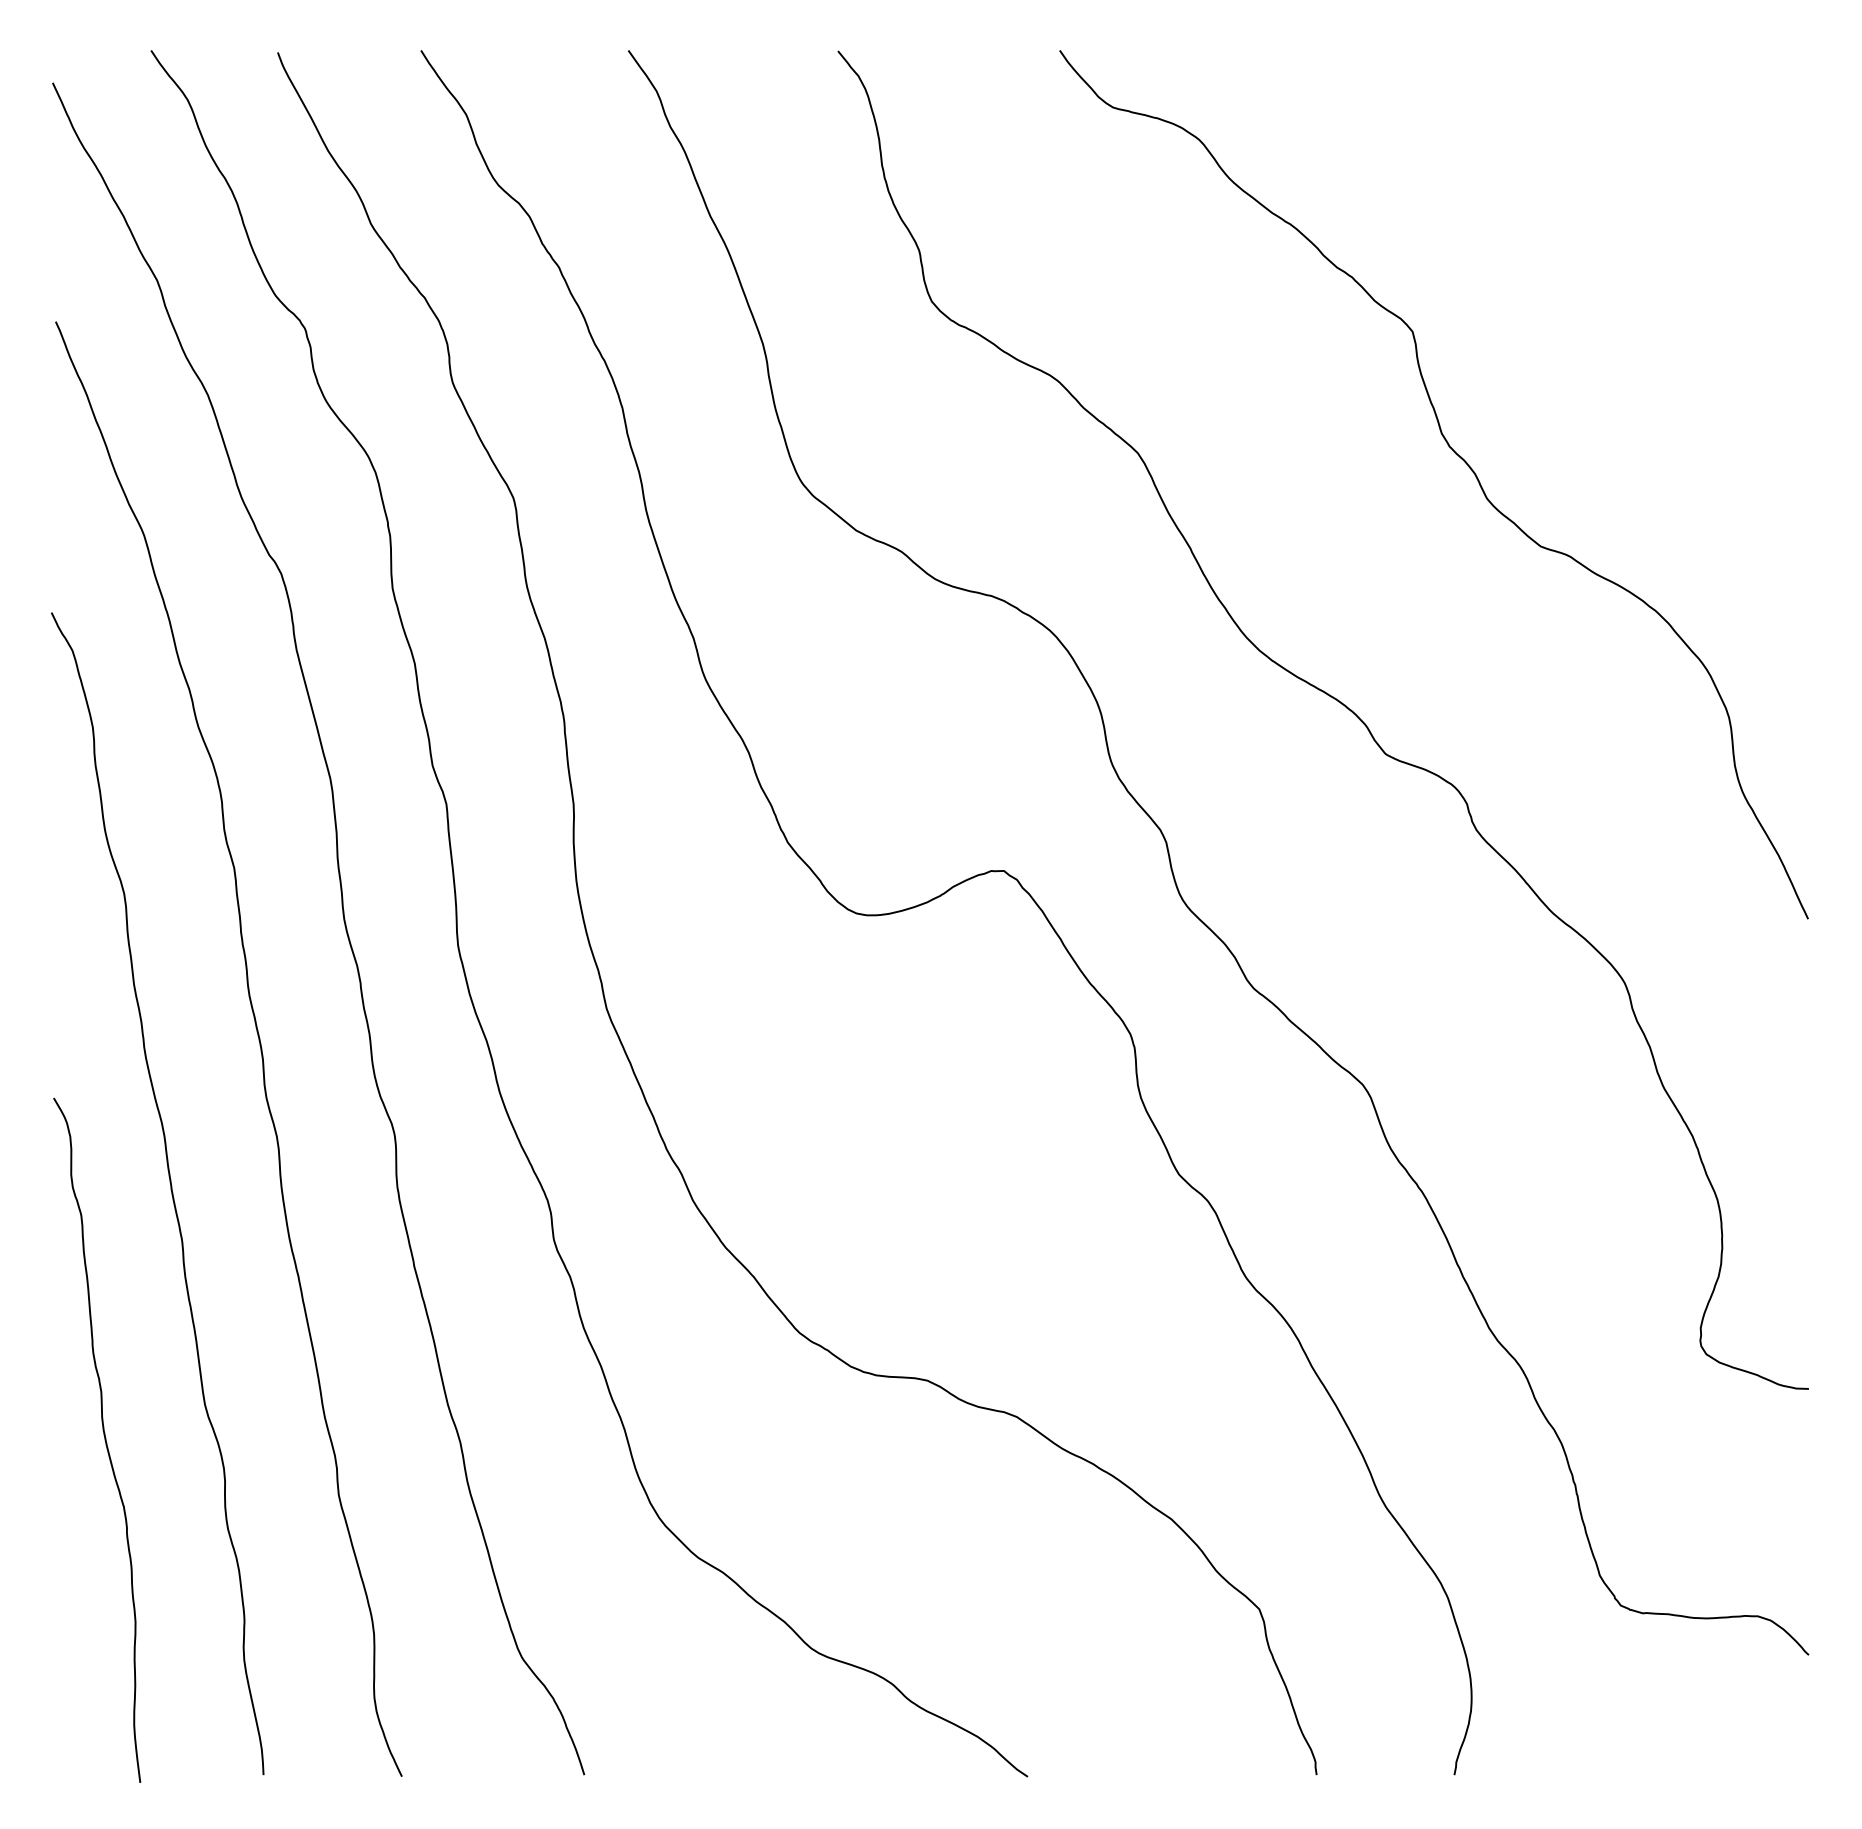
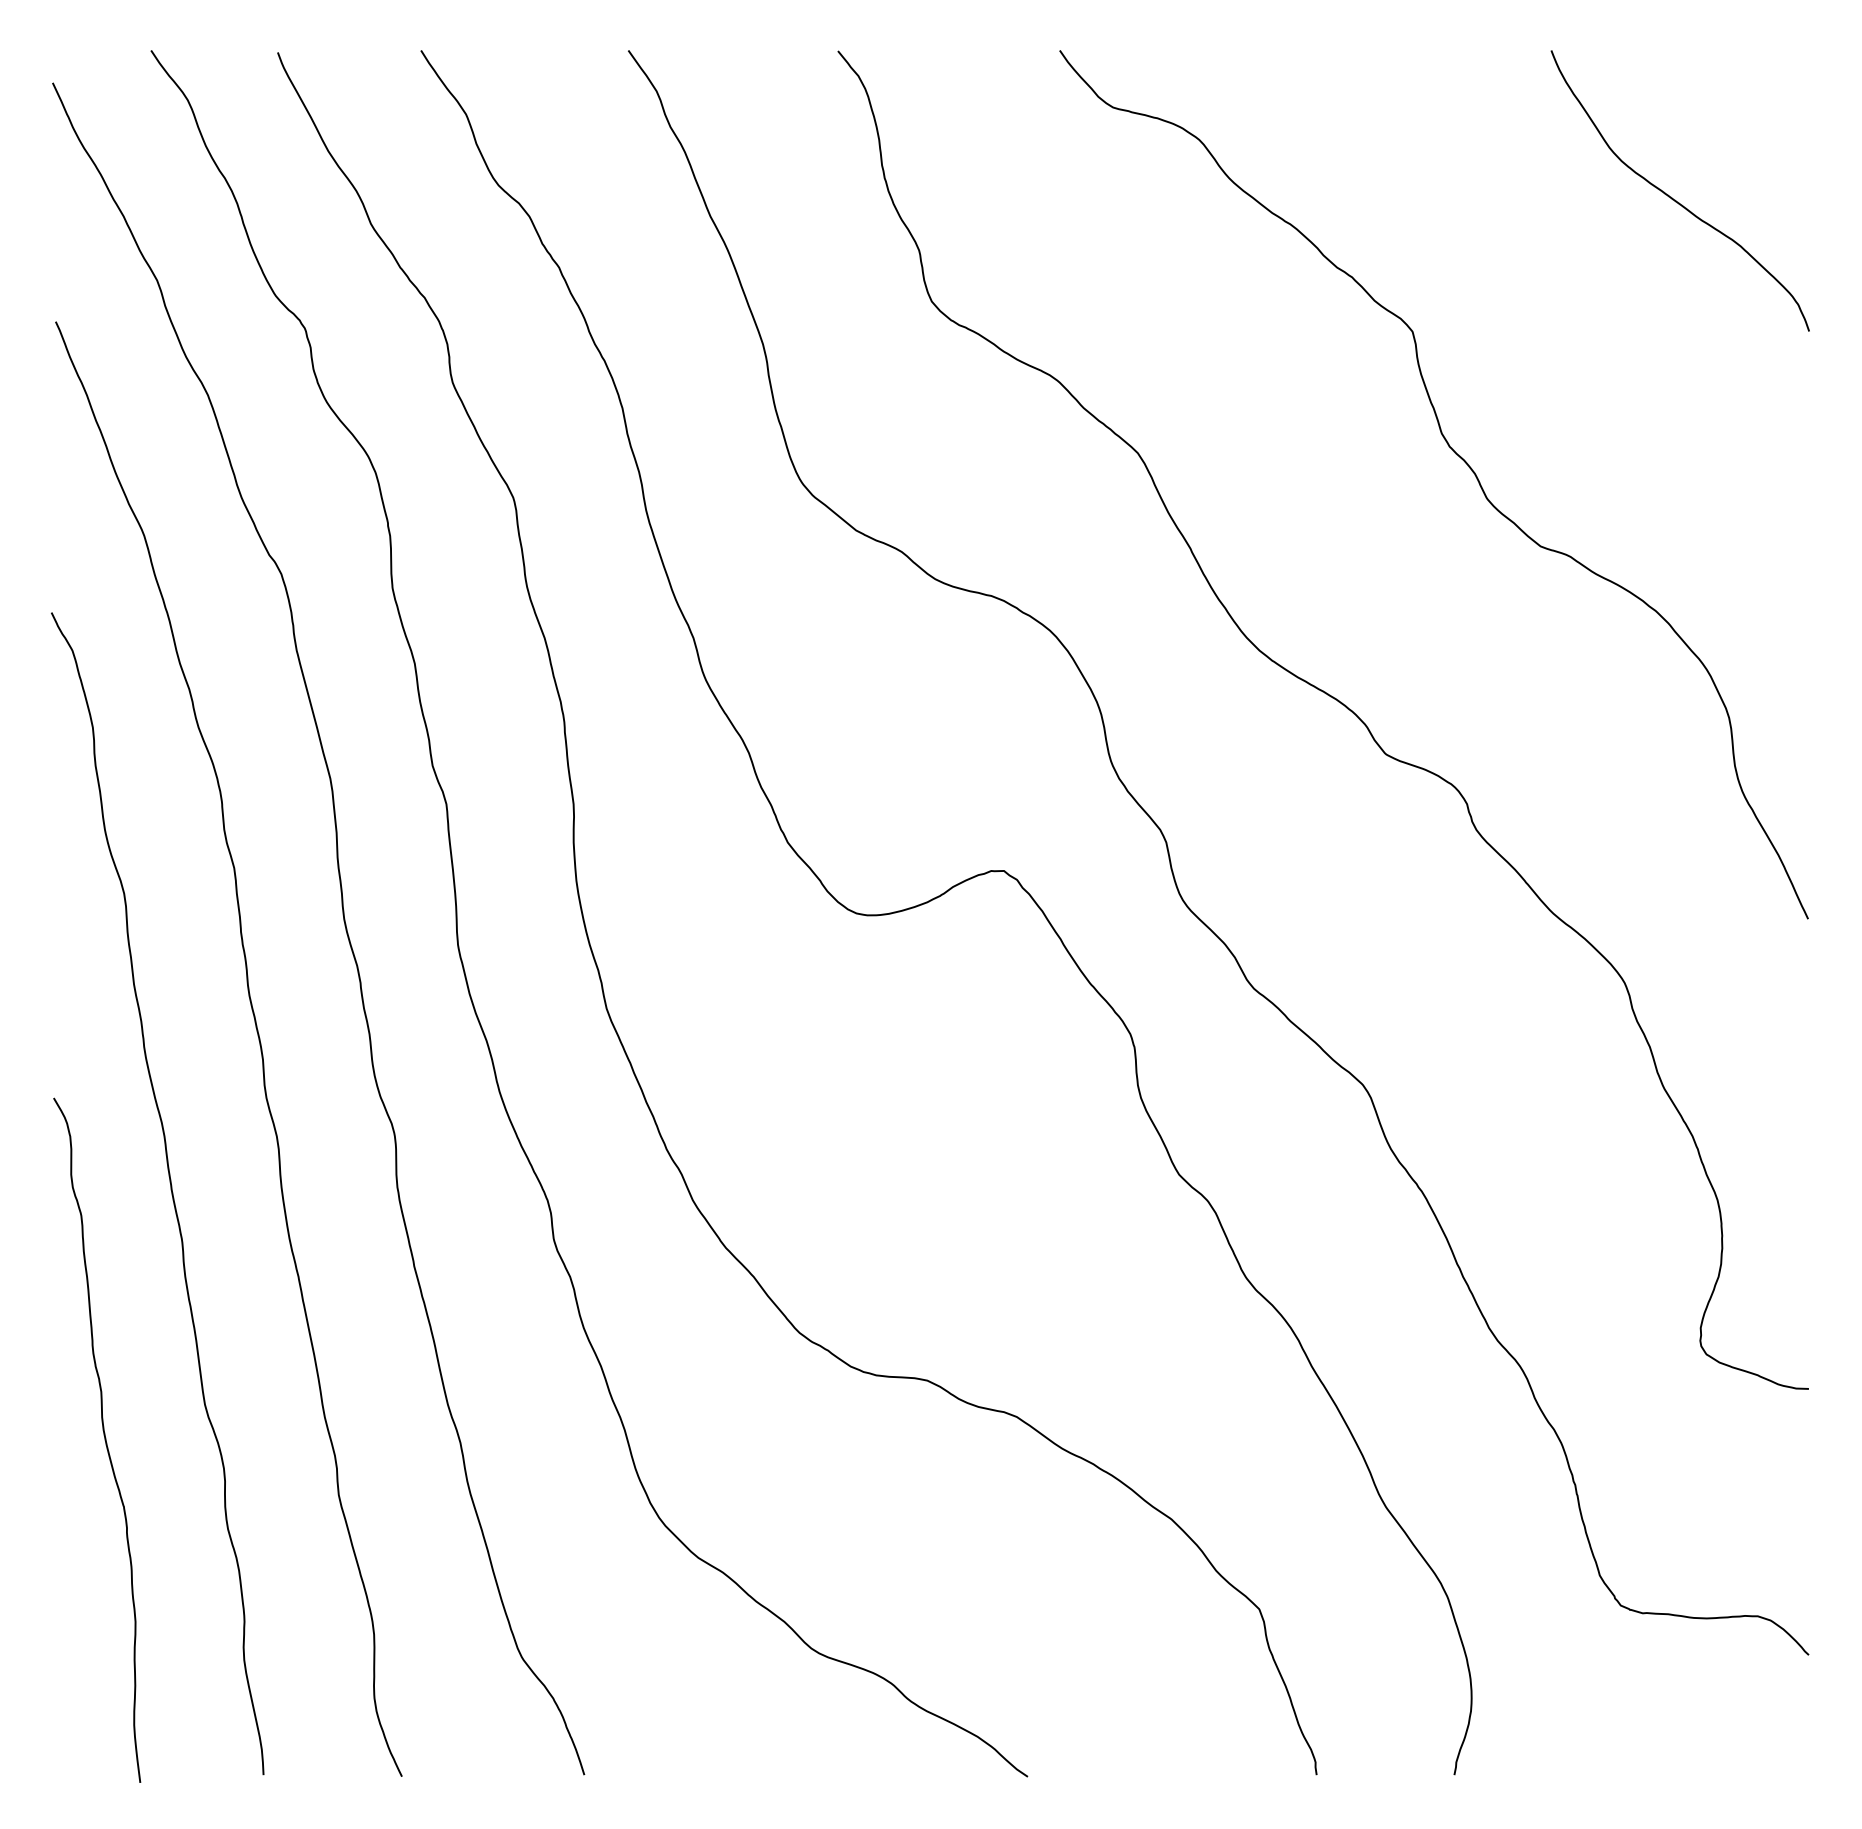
curve: none -> present (1675, 199)
